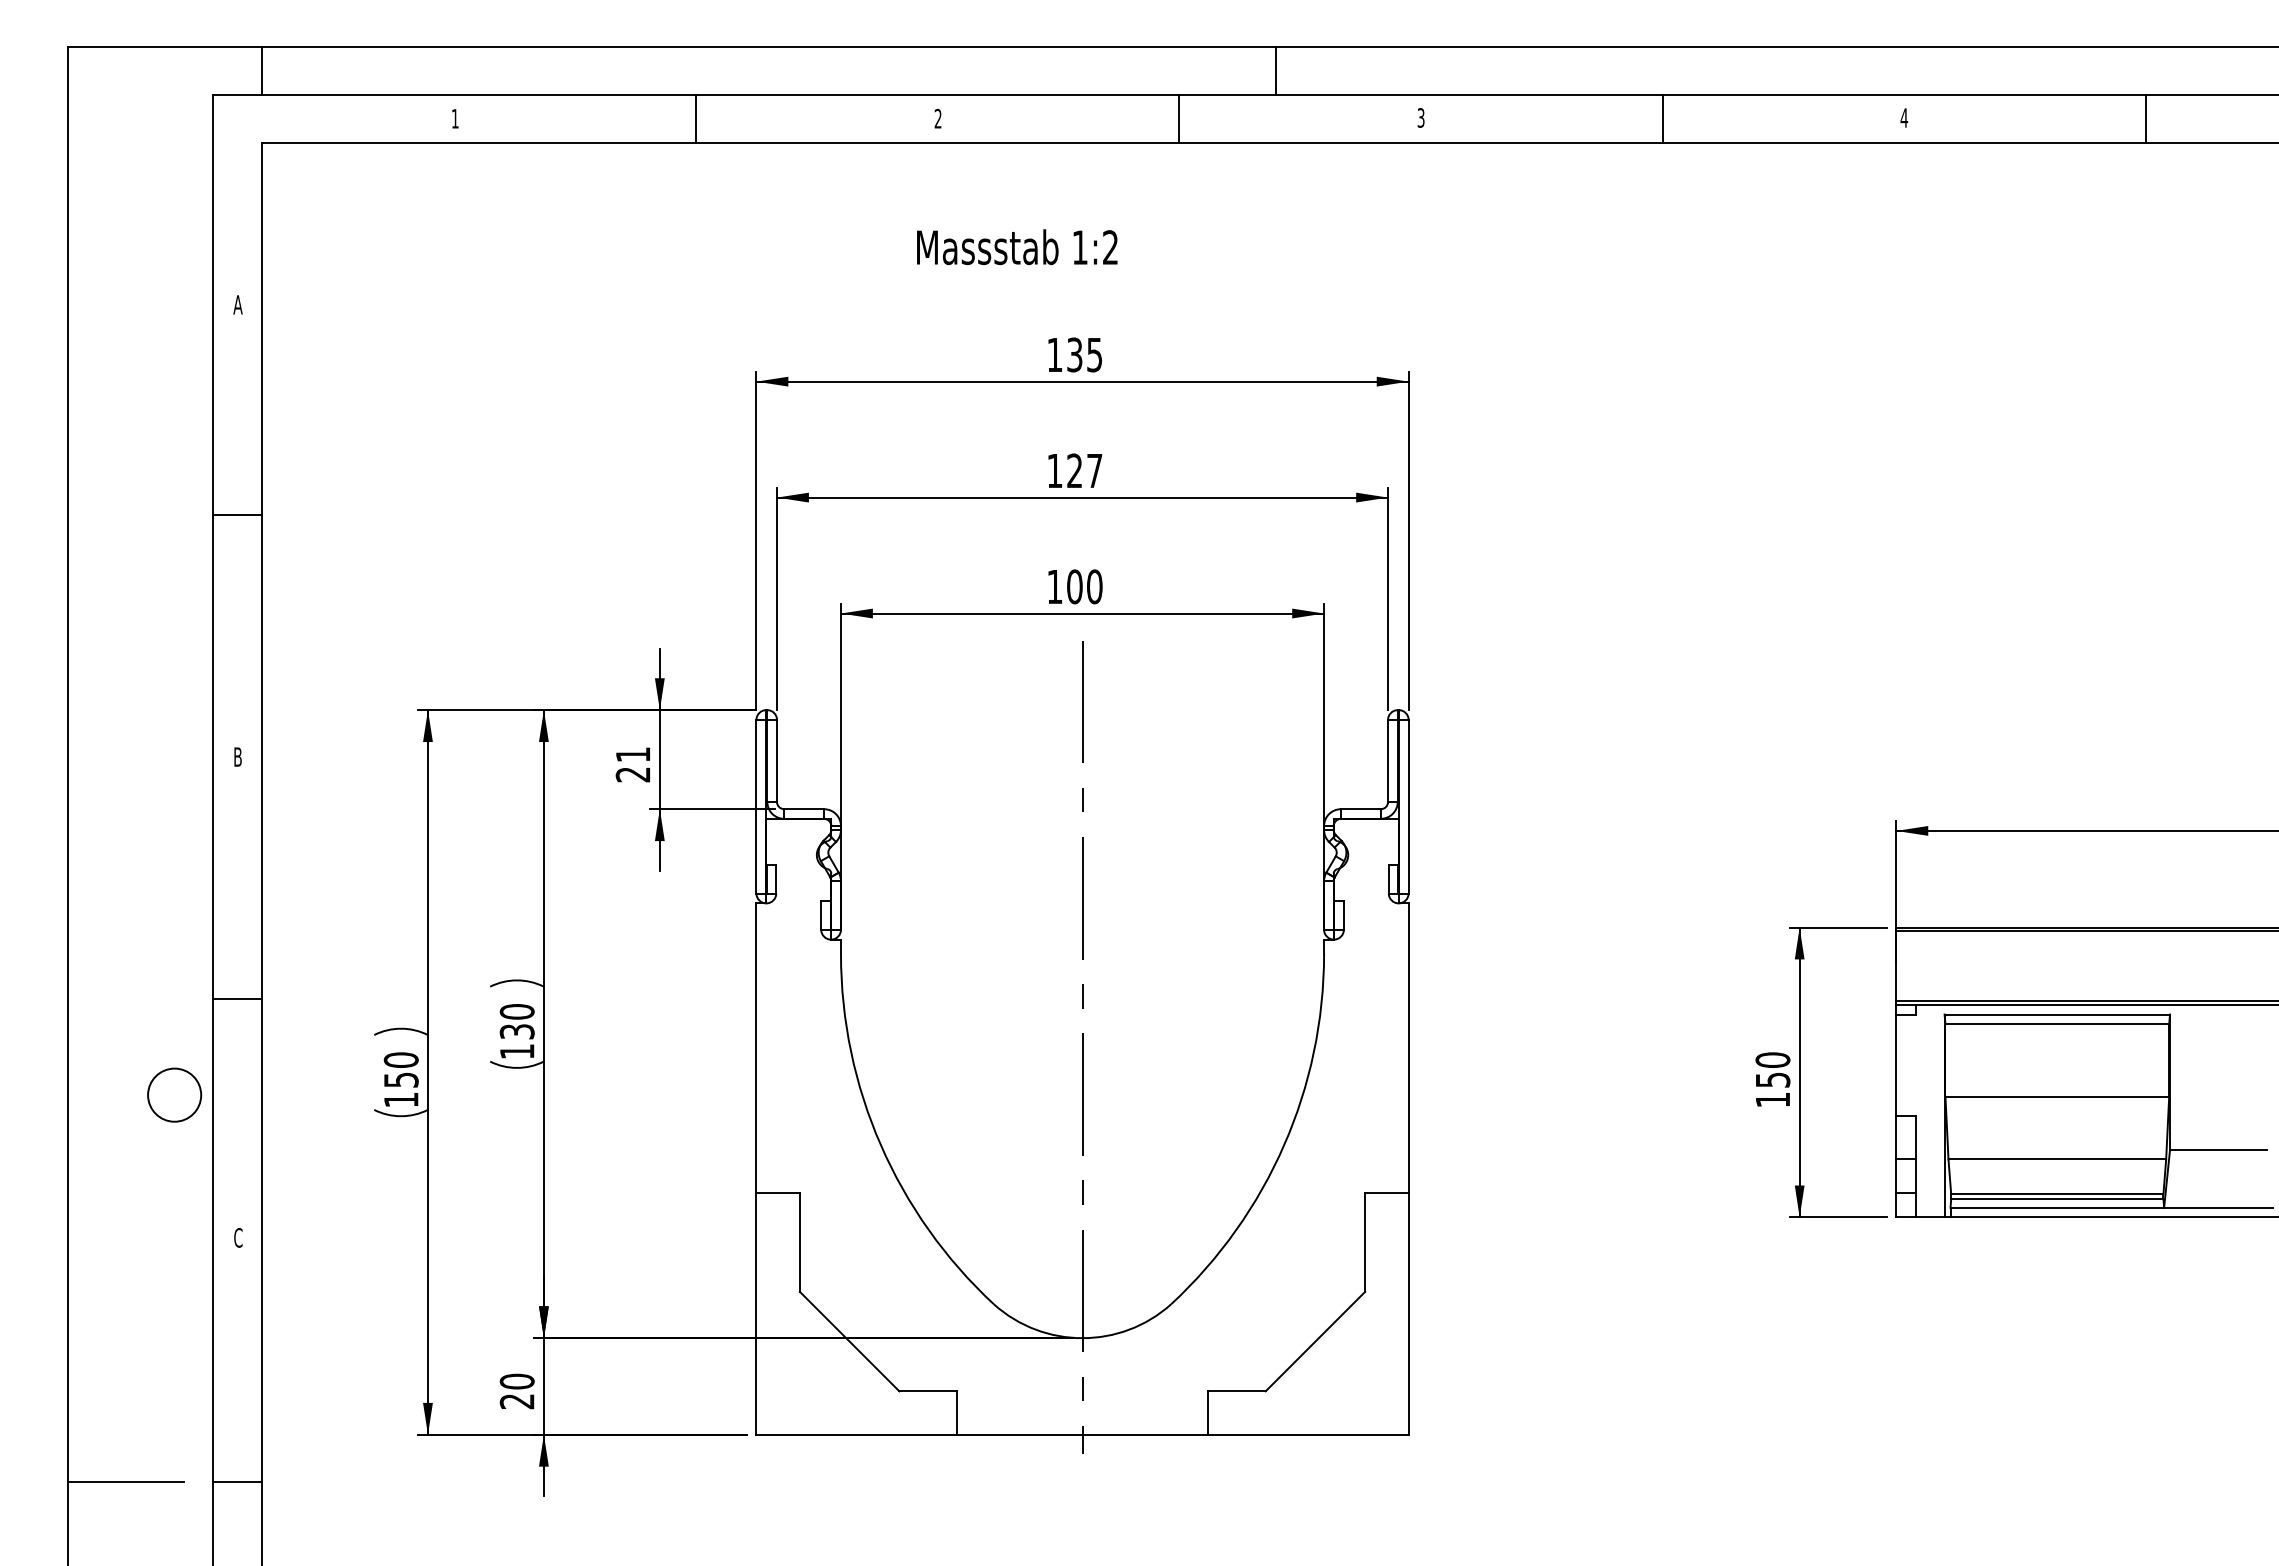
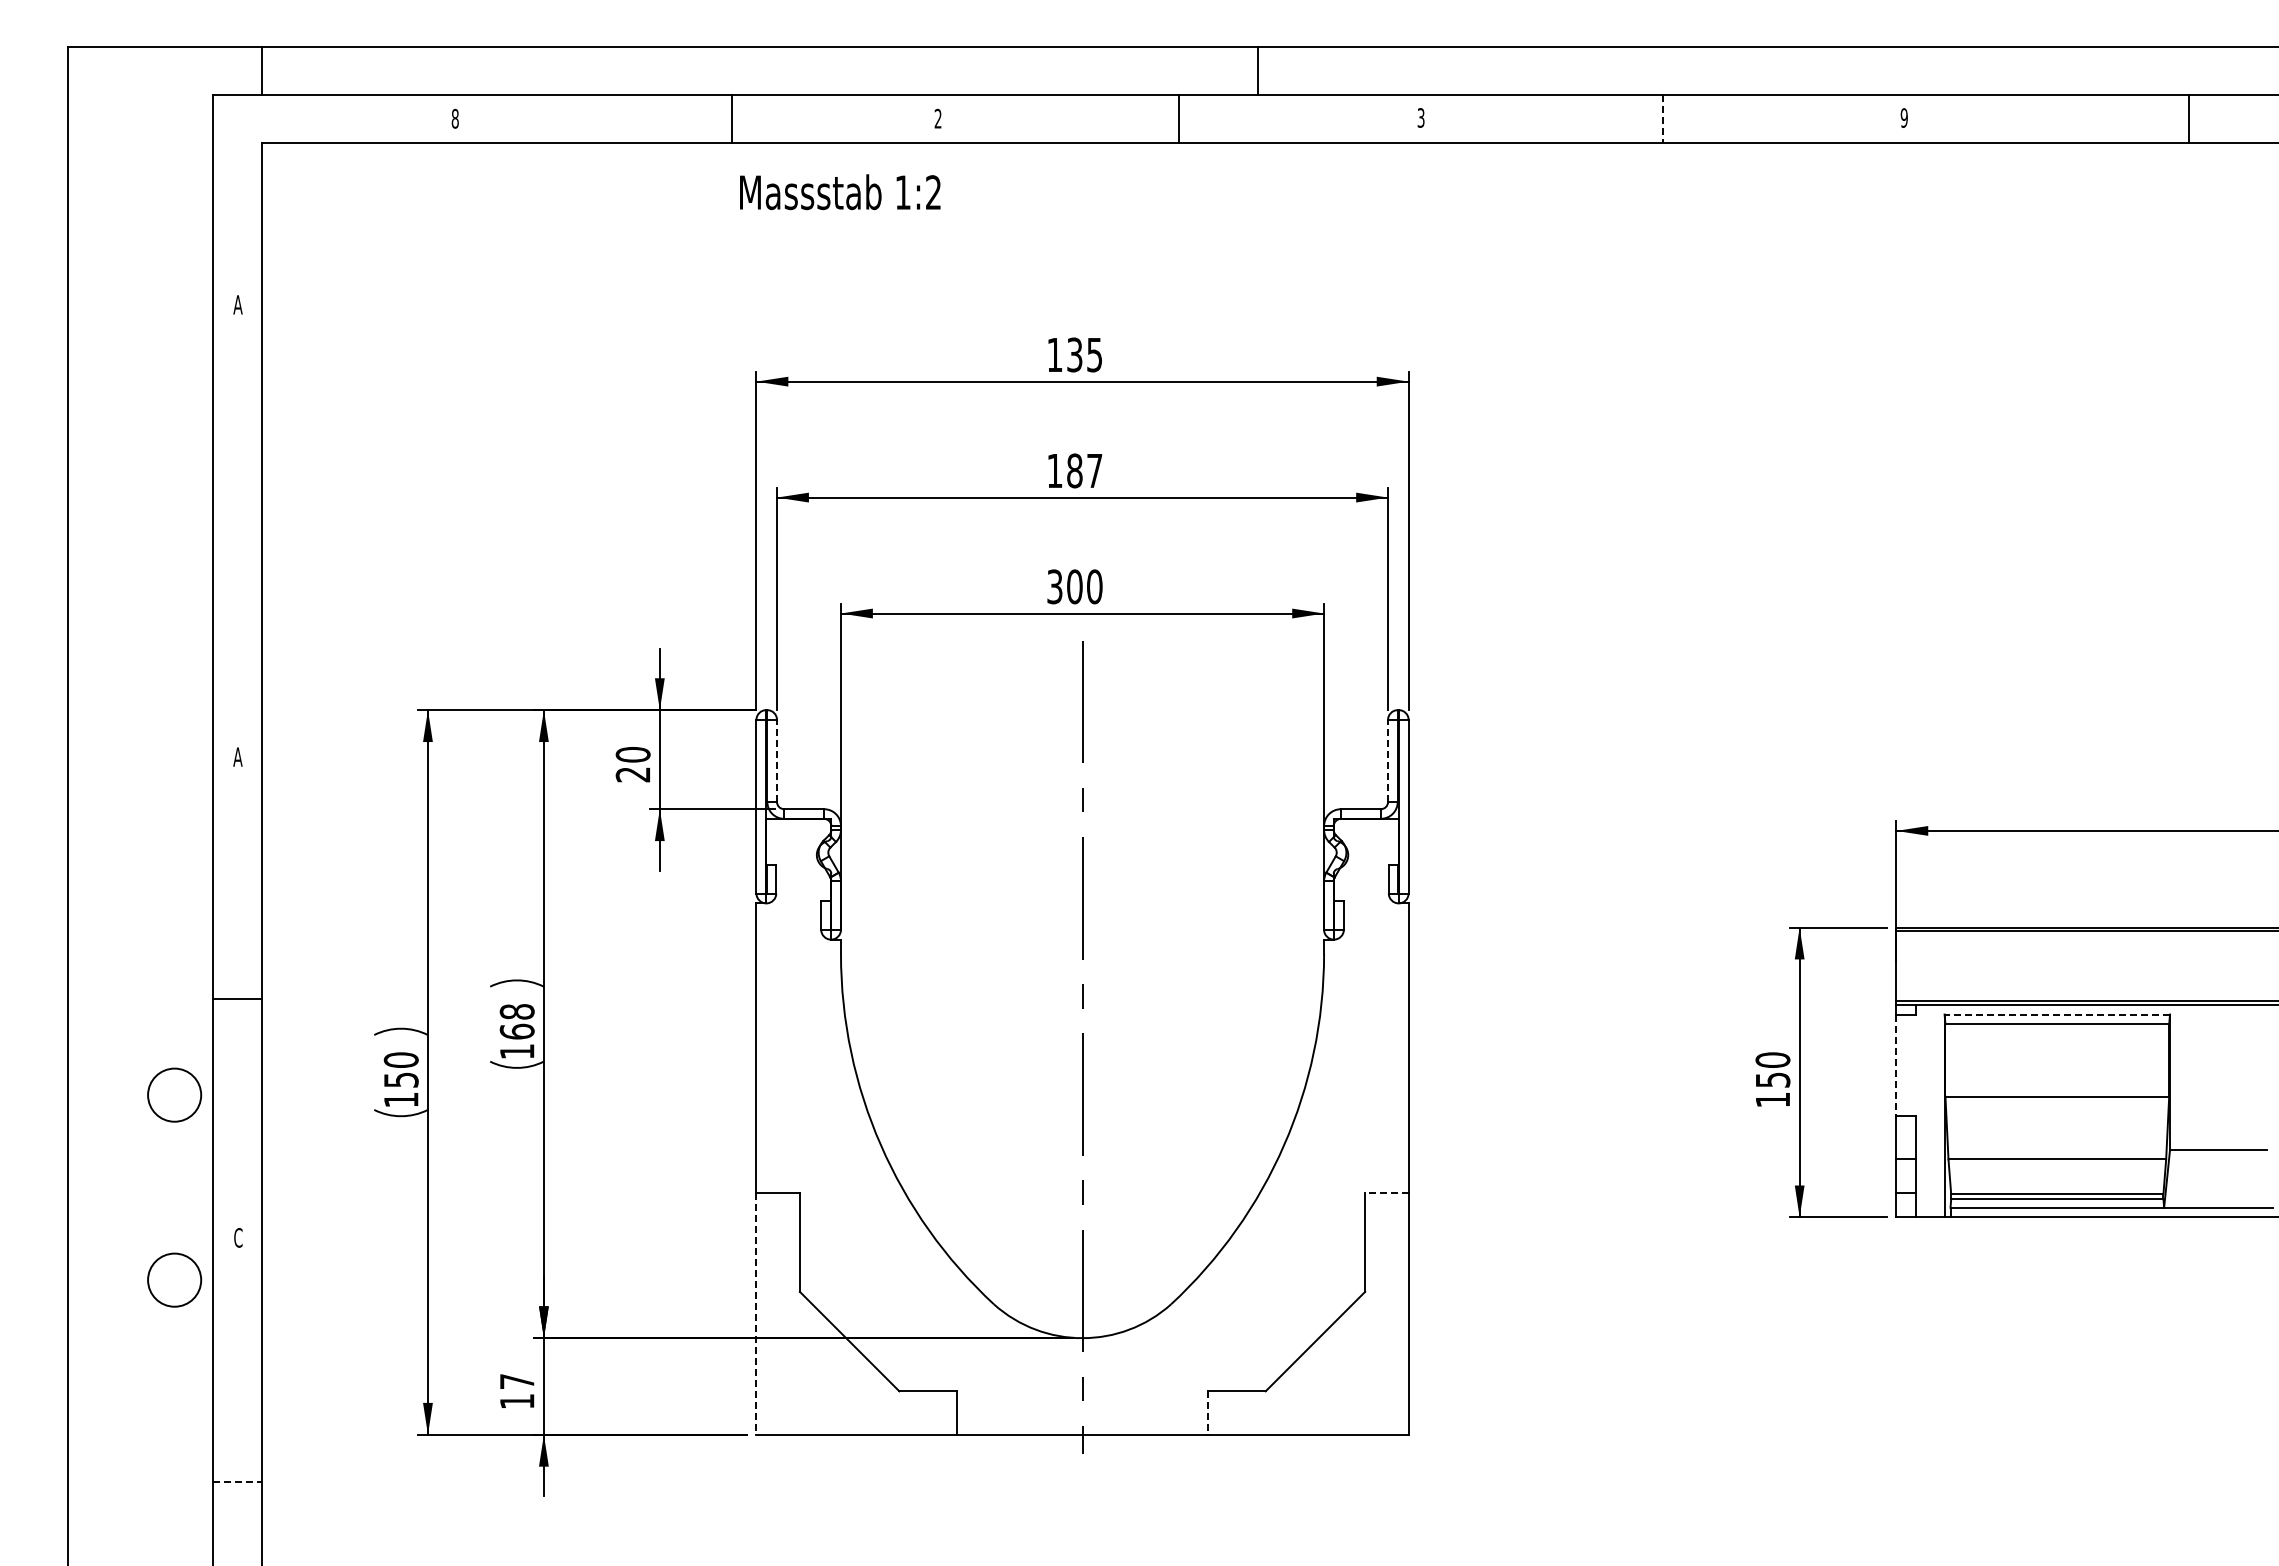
line position: (1276, 70) -> (1258, 70) (1258, 70)
text: 4 -> 9 (1904, 117)
text: 1 -> 8 (454, 118)
line position: (696, 119) -> (732, 119) (732, 119)
line: solid -> dashed (1662, 119)
line position: (2145, 119) -> (2188, 119) (2188, 119)
text position: (1017, 247) -> (840, 192) (840, 192)
text: 127 -> 187 (1074, 470)
line: present -> none (237, 515)
text: 100 -> 300 (1054, 586)
text: 21 -> 20 (632, 754)
text: B -> A (237, 756)
line: solid -> dashed (777, 760)
line: solid -> dashed (1388, 760)
line: solid -> dashed (2057, 1014)
text: 130 -> 168 (516, 1021)
line: solid -> dashed (1896, 1065)
line: solid -> dashed (1386, 1193)
circle: none -> present (174, 1279)
line: solid -> dashed (756, 1314)
text: 20 -> 17 (516, 1391)
line: solid -> dashed (1208, 1413)
line: present -> none (126, 1481)
line: solid -> dashed (237, 1481)
